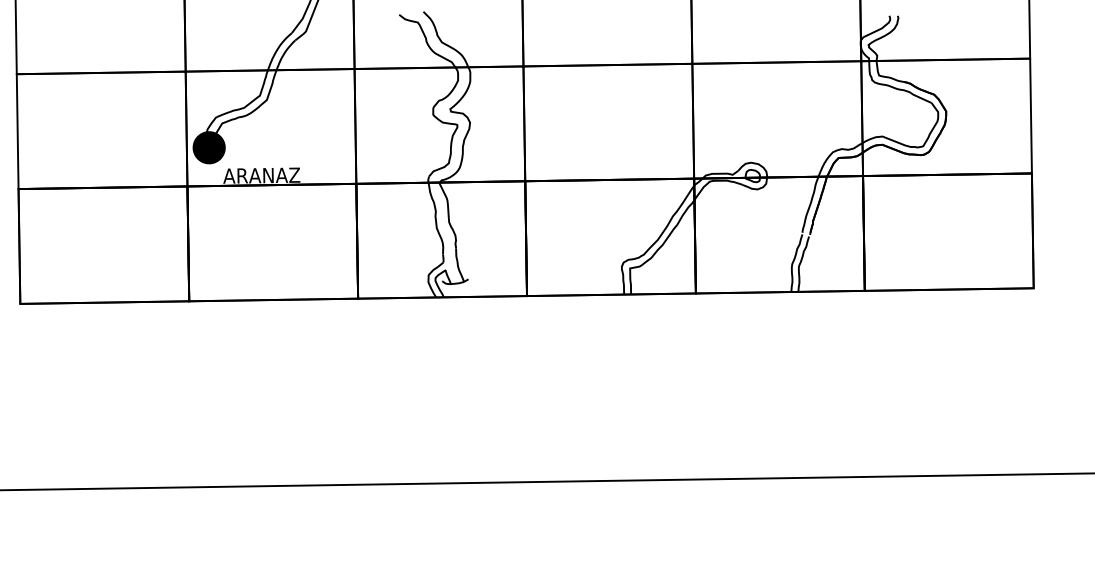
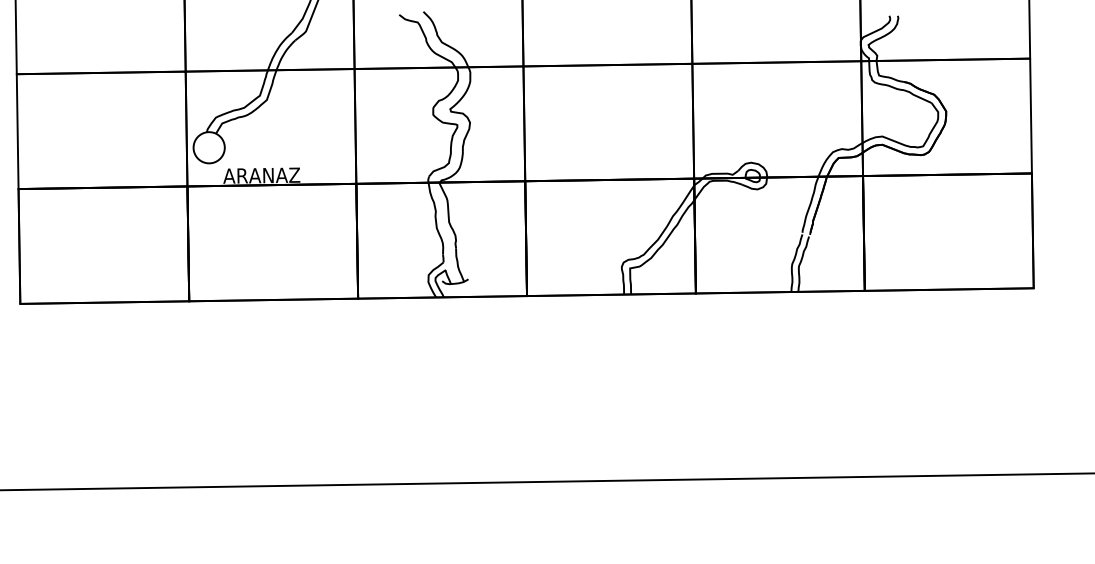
fill: present -> none (208, 147)
fill: present -> none (209, 147)
